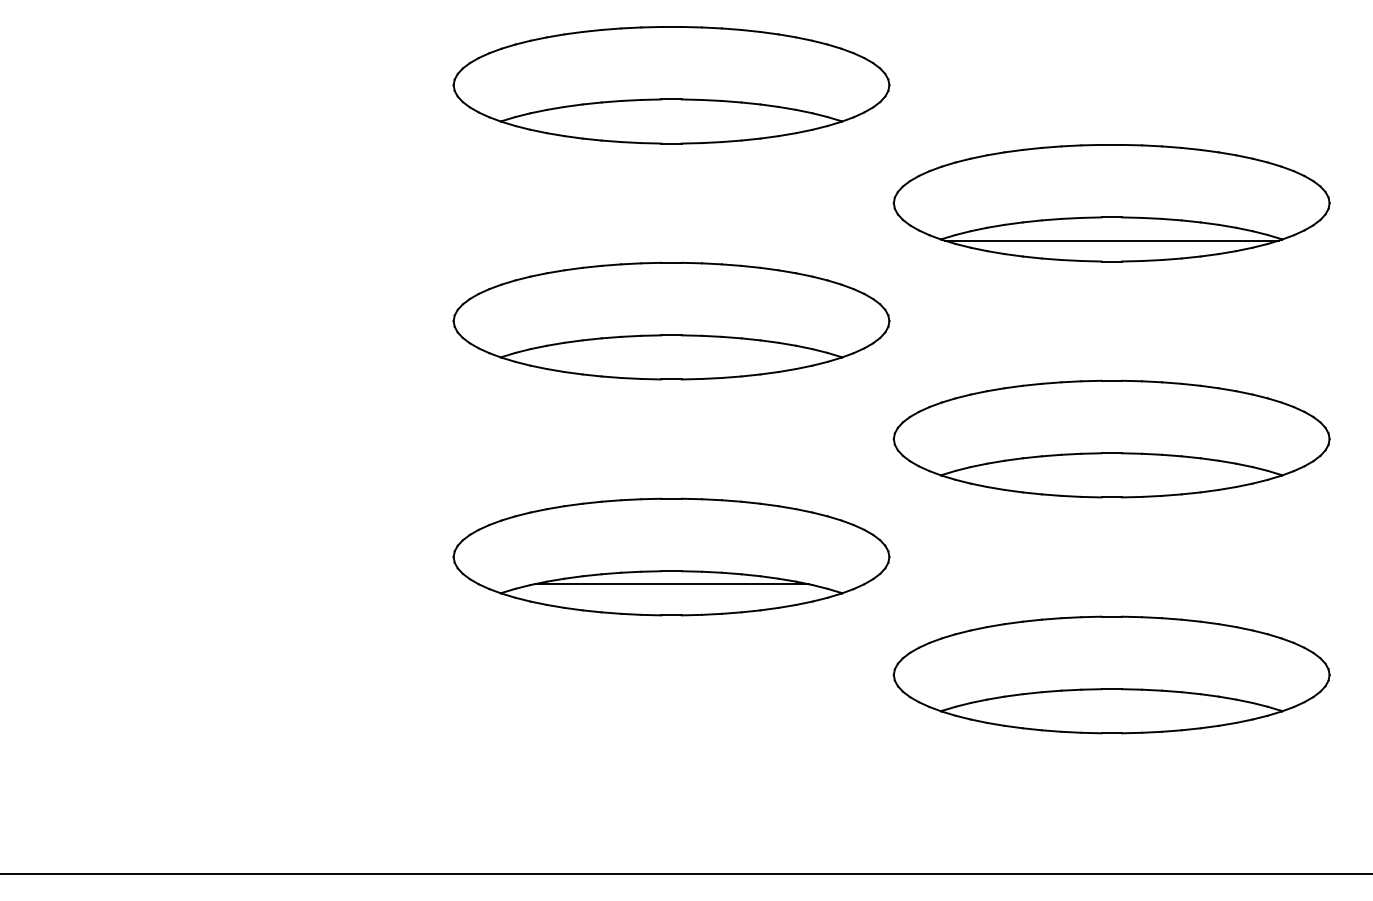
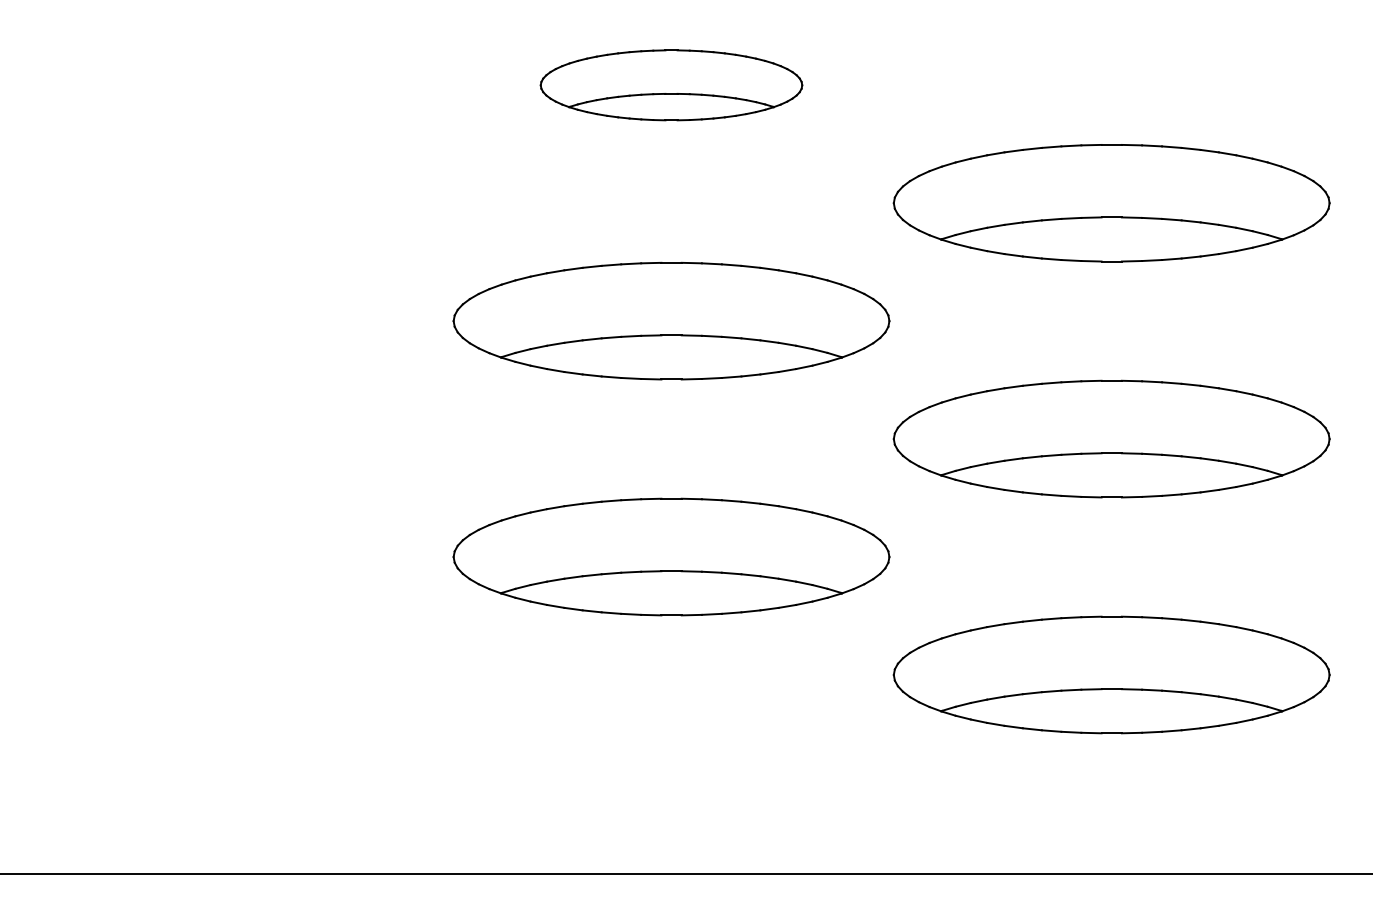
part size: 439x119 px -> 265x73 px (671, 85)
line: present -> none (1111, 240)
line: present -> none (671, 584)
